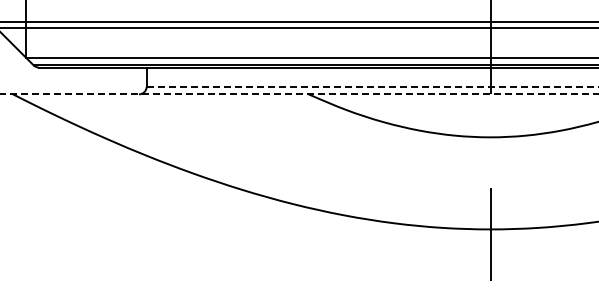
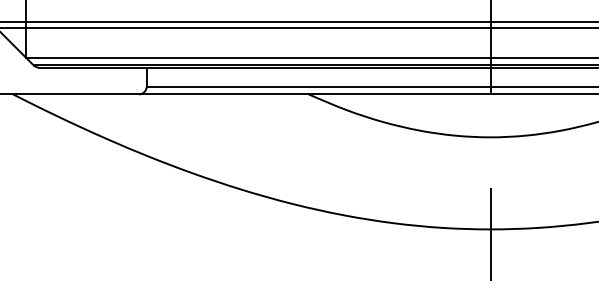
line: dashed -> solid (372, 86)
line: dashed -> solid (299, 94)
